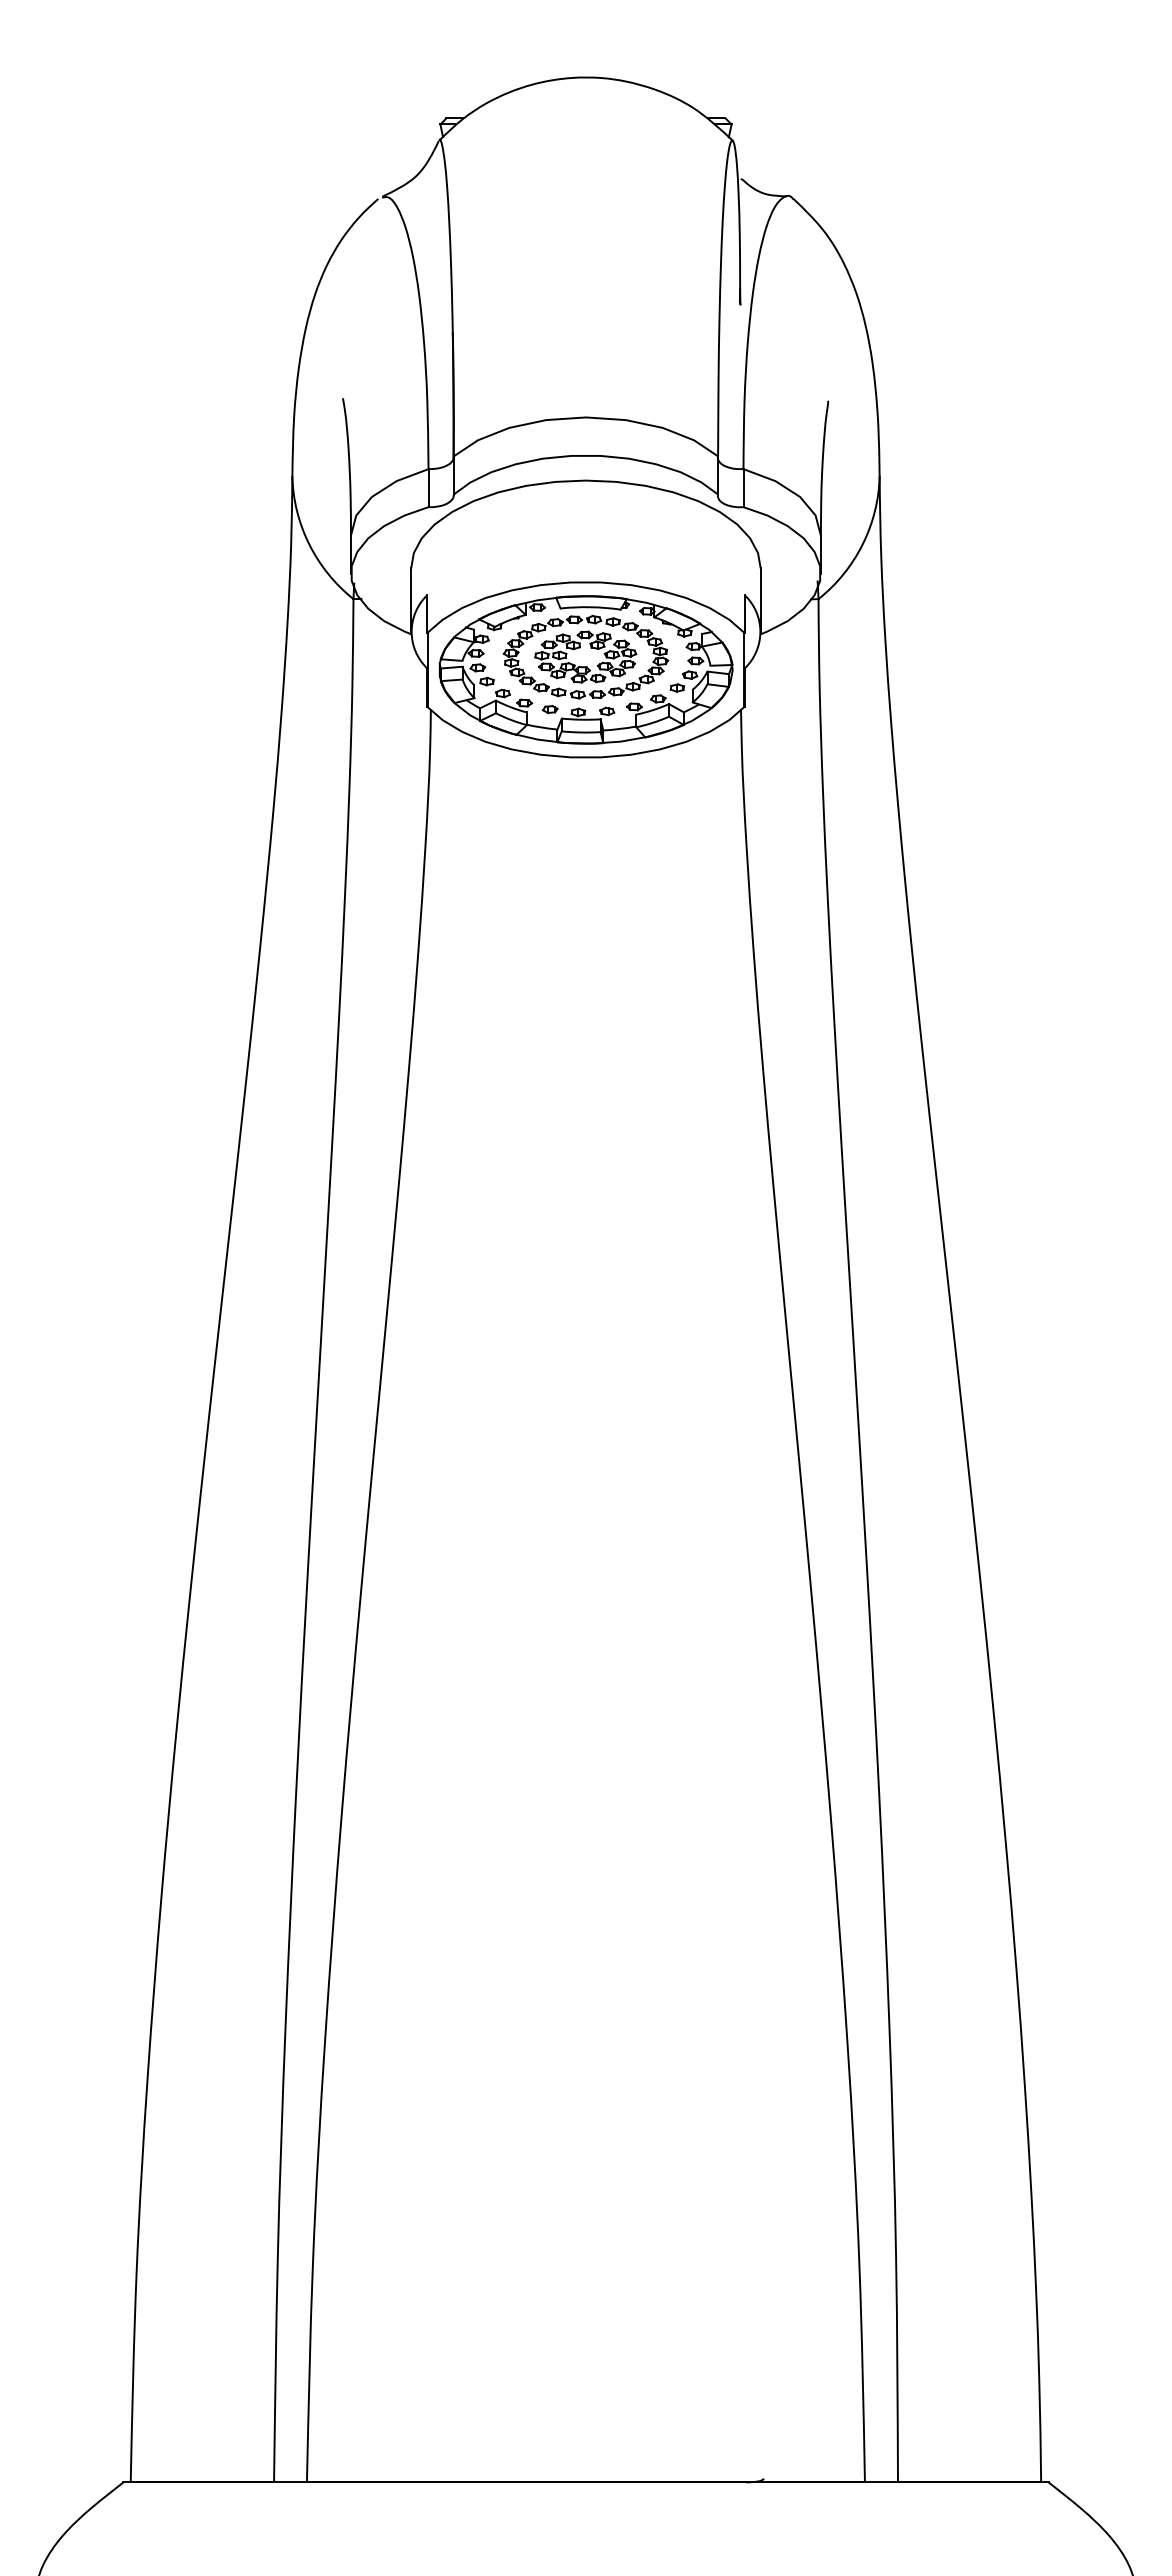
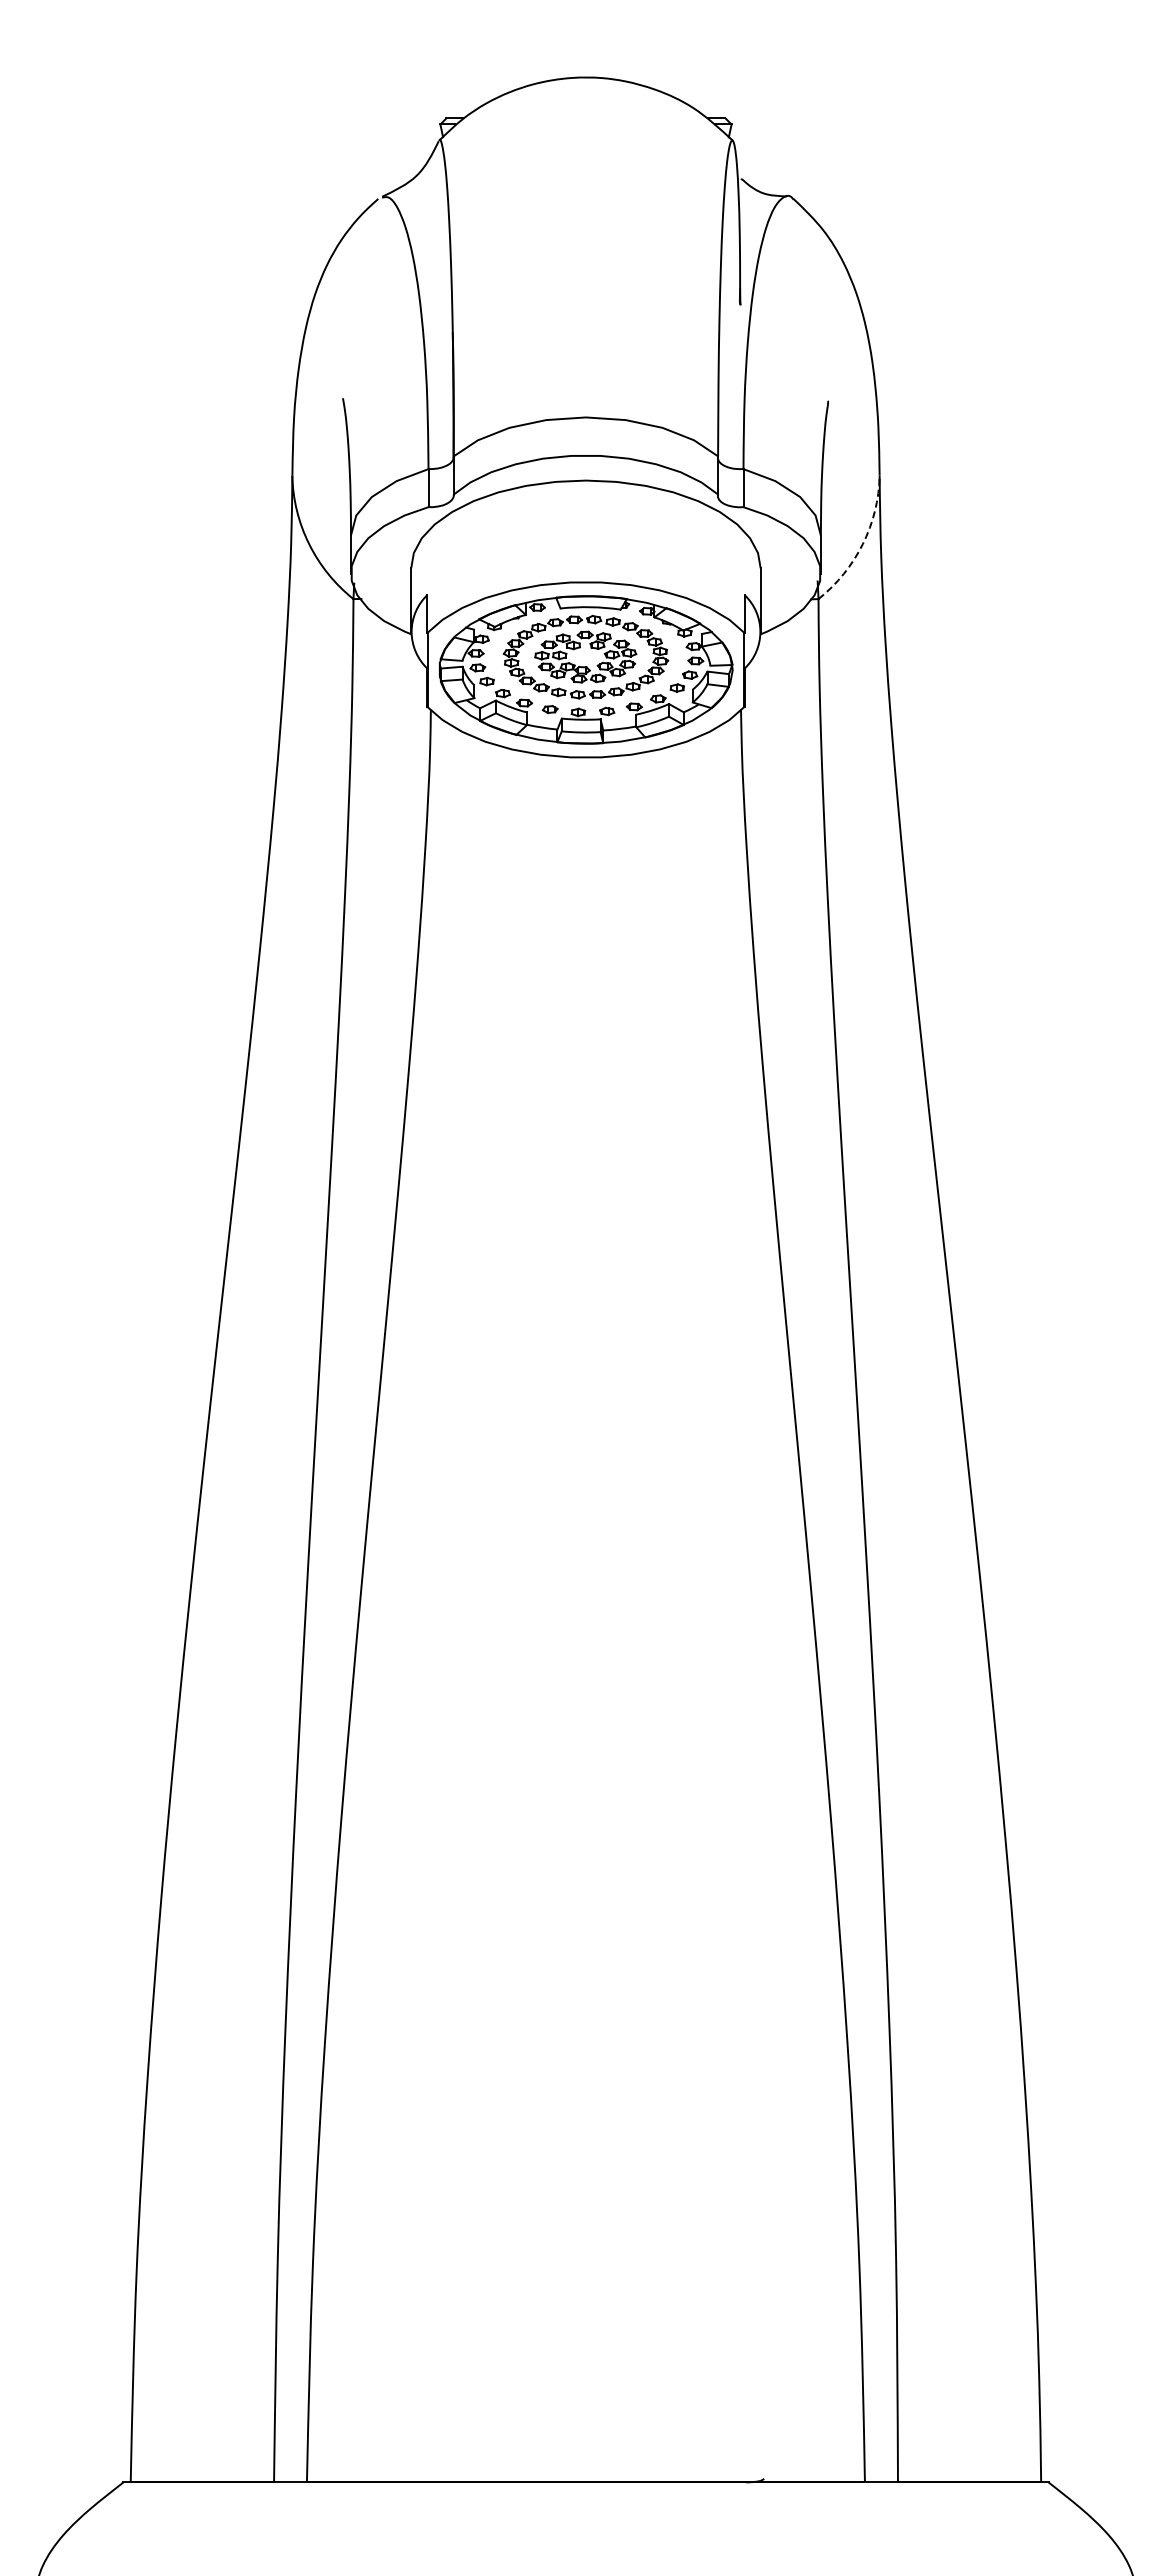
arc: solid -> dashed (862, 544)
